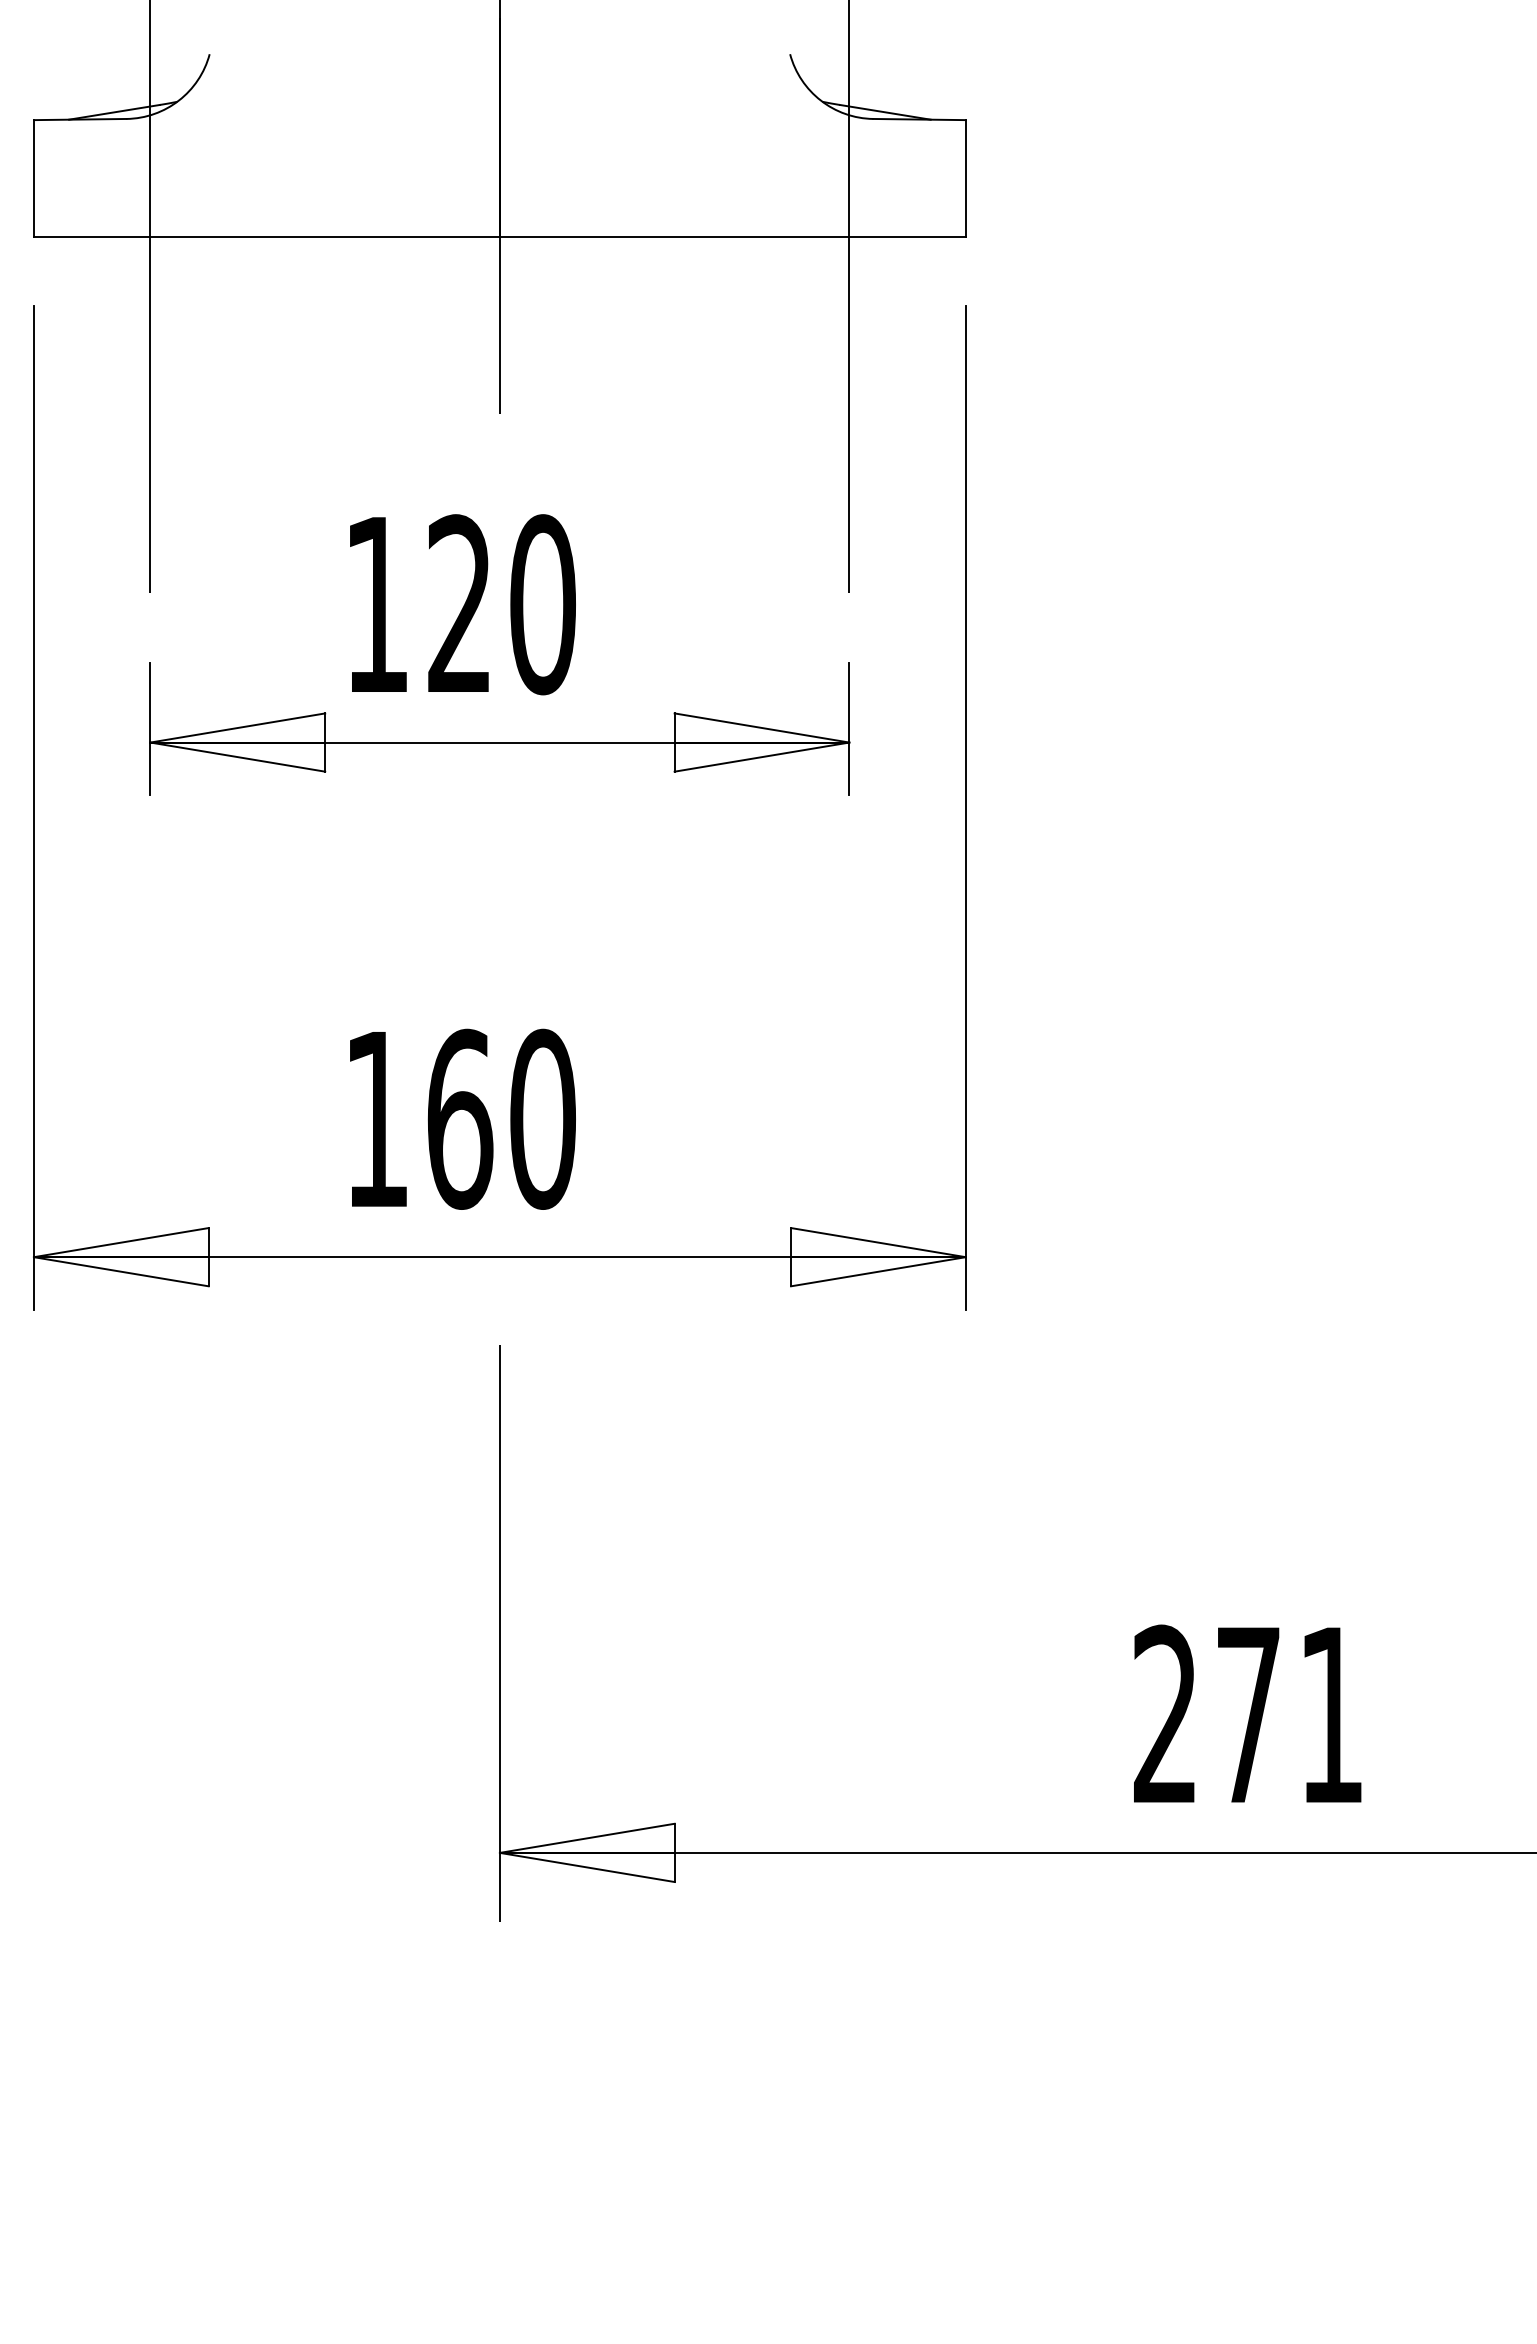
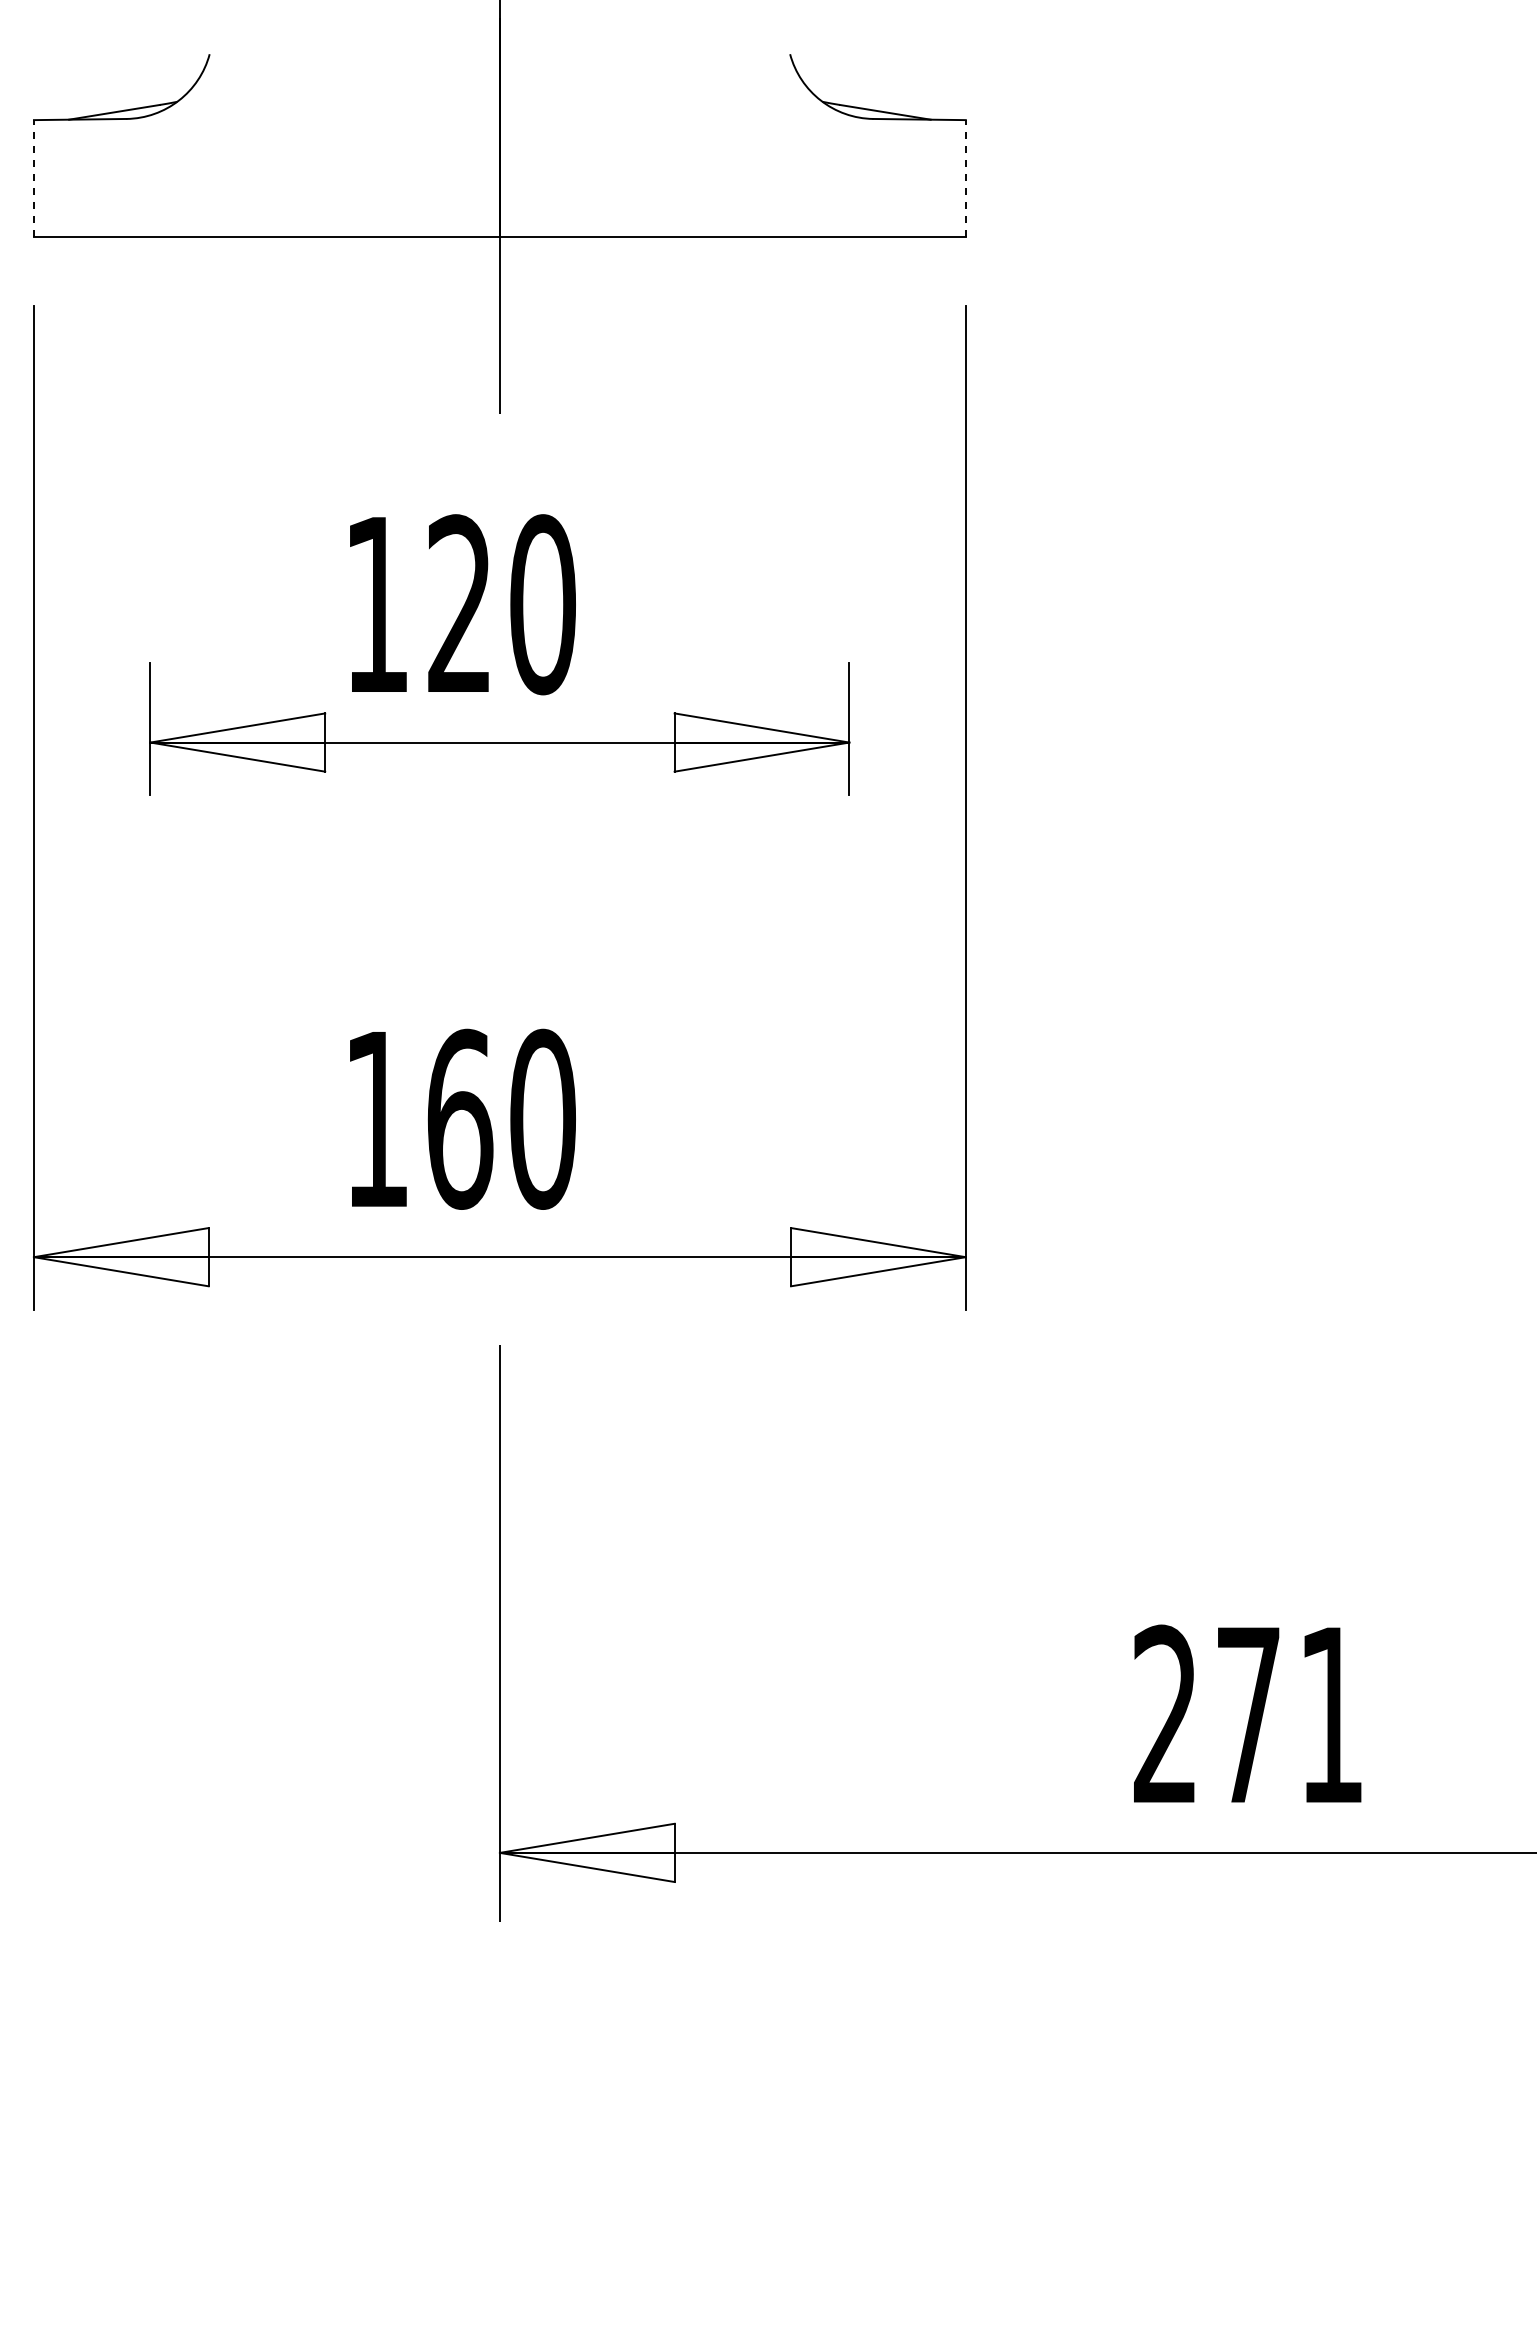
line: solid -> dashed (33, 177)
line: solid -> dashed (965, 177)
line: present -> none (150, 297)
line: present -> none (849, 297)
